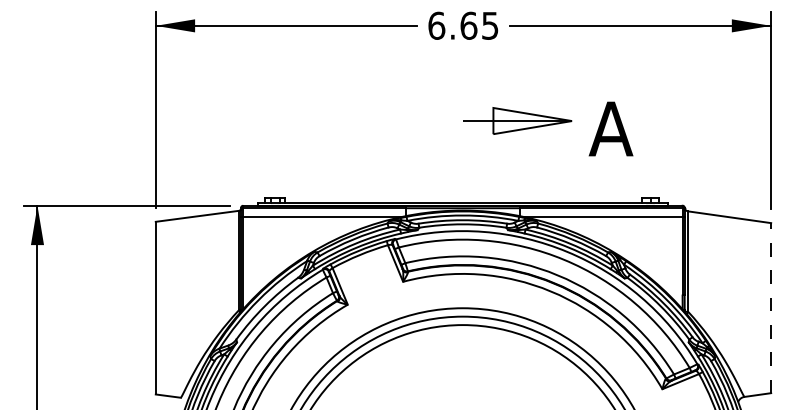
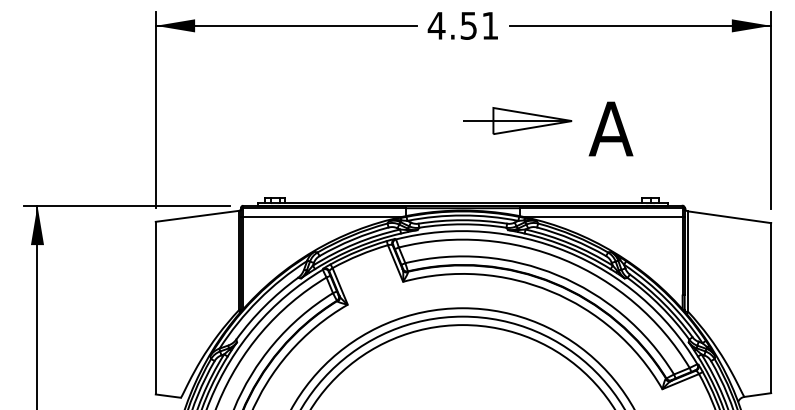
text: 6.65 -> 4.51 (462, 25)
line: dashed -> solid (771, 307)
